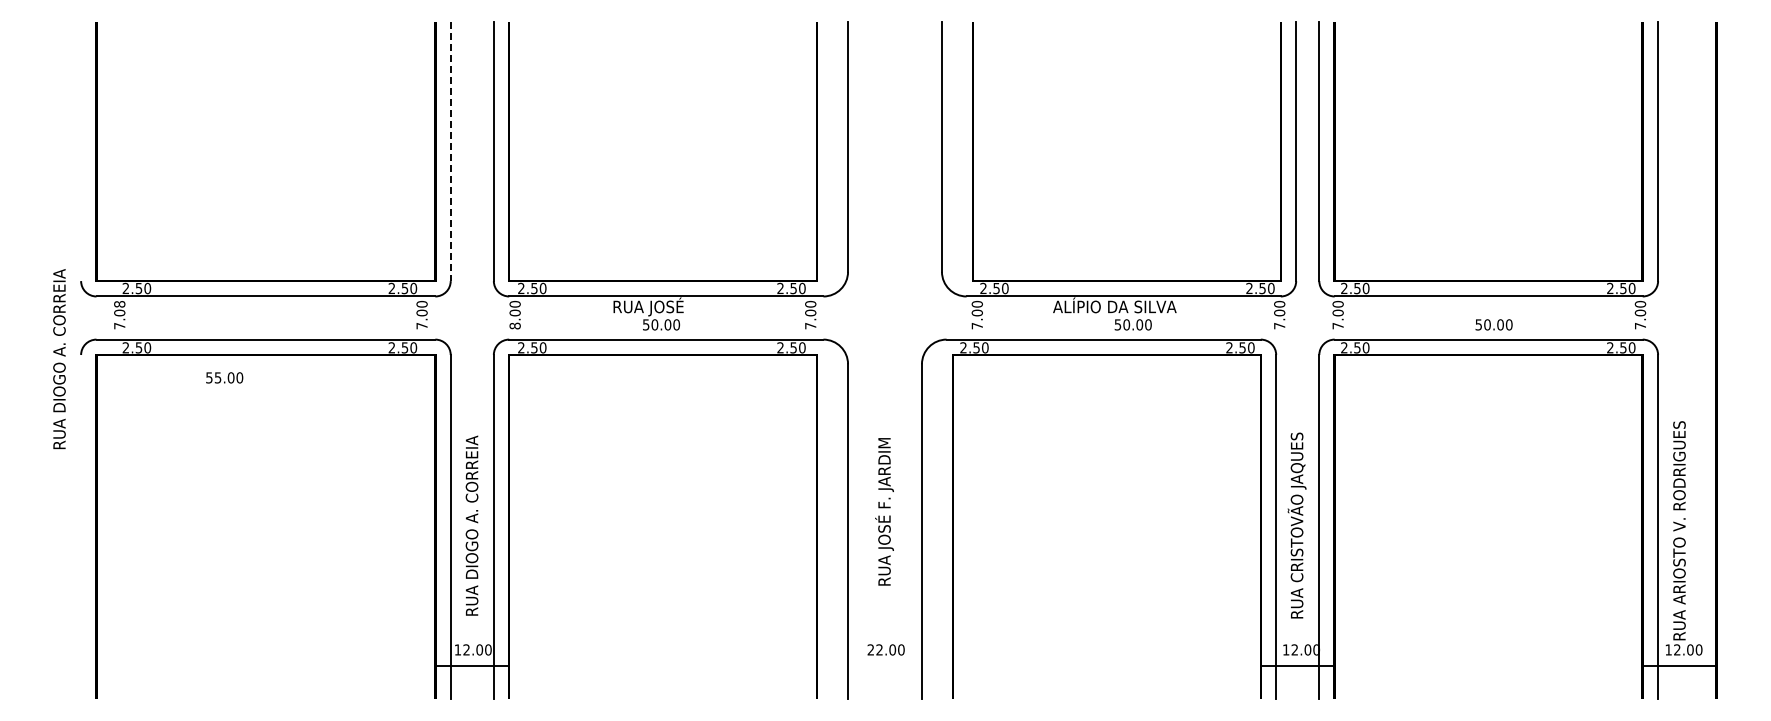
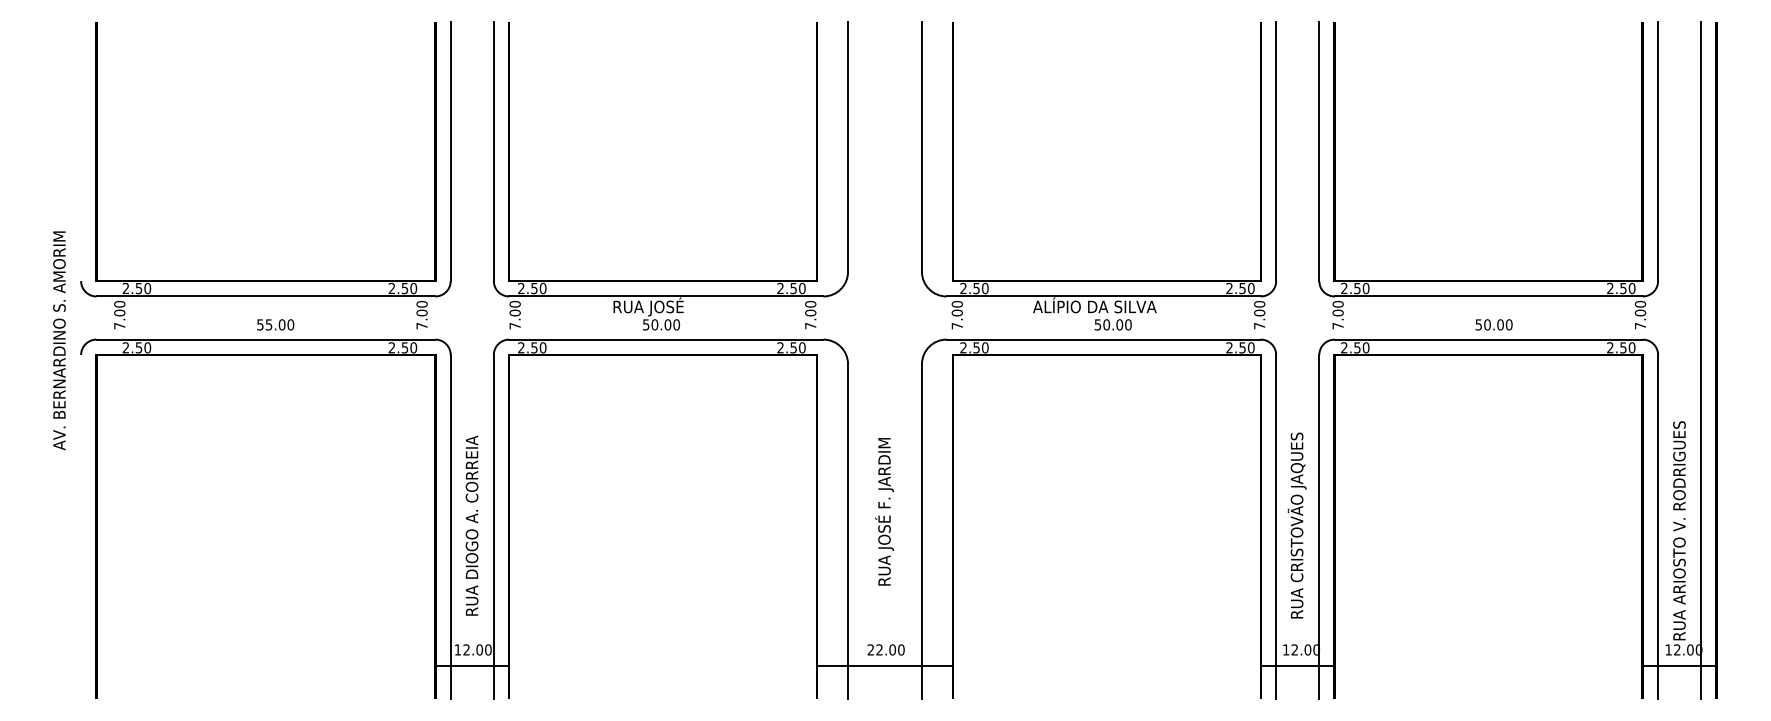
line: dashed -> solid (450, 151)
part position: (1119, 280) -> (1099, 280) (1099, 280)
text: 7.08 -> 7.00 (119, 303)
text: 8.00 -> 7.00 (514, 325)
text: RUA DIOGO A. CORREIA -> AV. BERNARDINO S. AMORIM (59, 340)
line: none -> present (1701, 360)
text position: (224, 377) -> (275, 324) (275, 324)
line: none -> present (884, 666)
